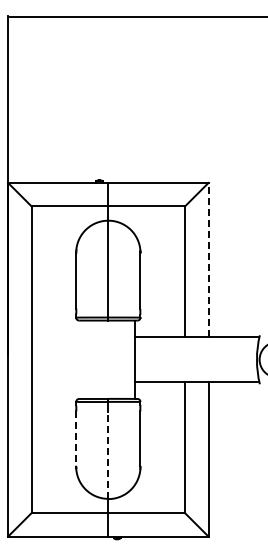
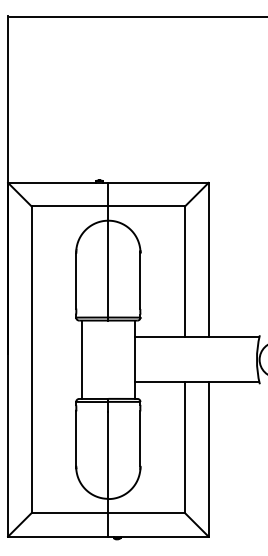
line: dashed -> solid (208, 259)
line: none -> present (82, 359)
line: dashed -> solid (76, 438)
line: dashed -> solid (108, 455)
